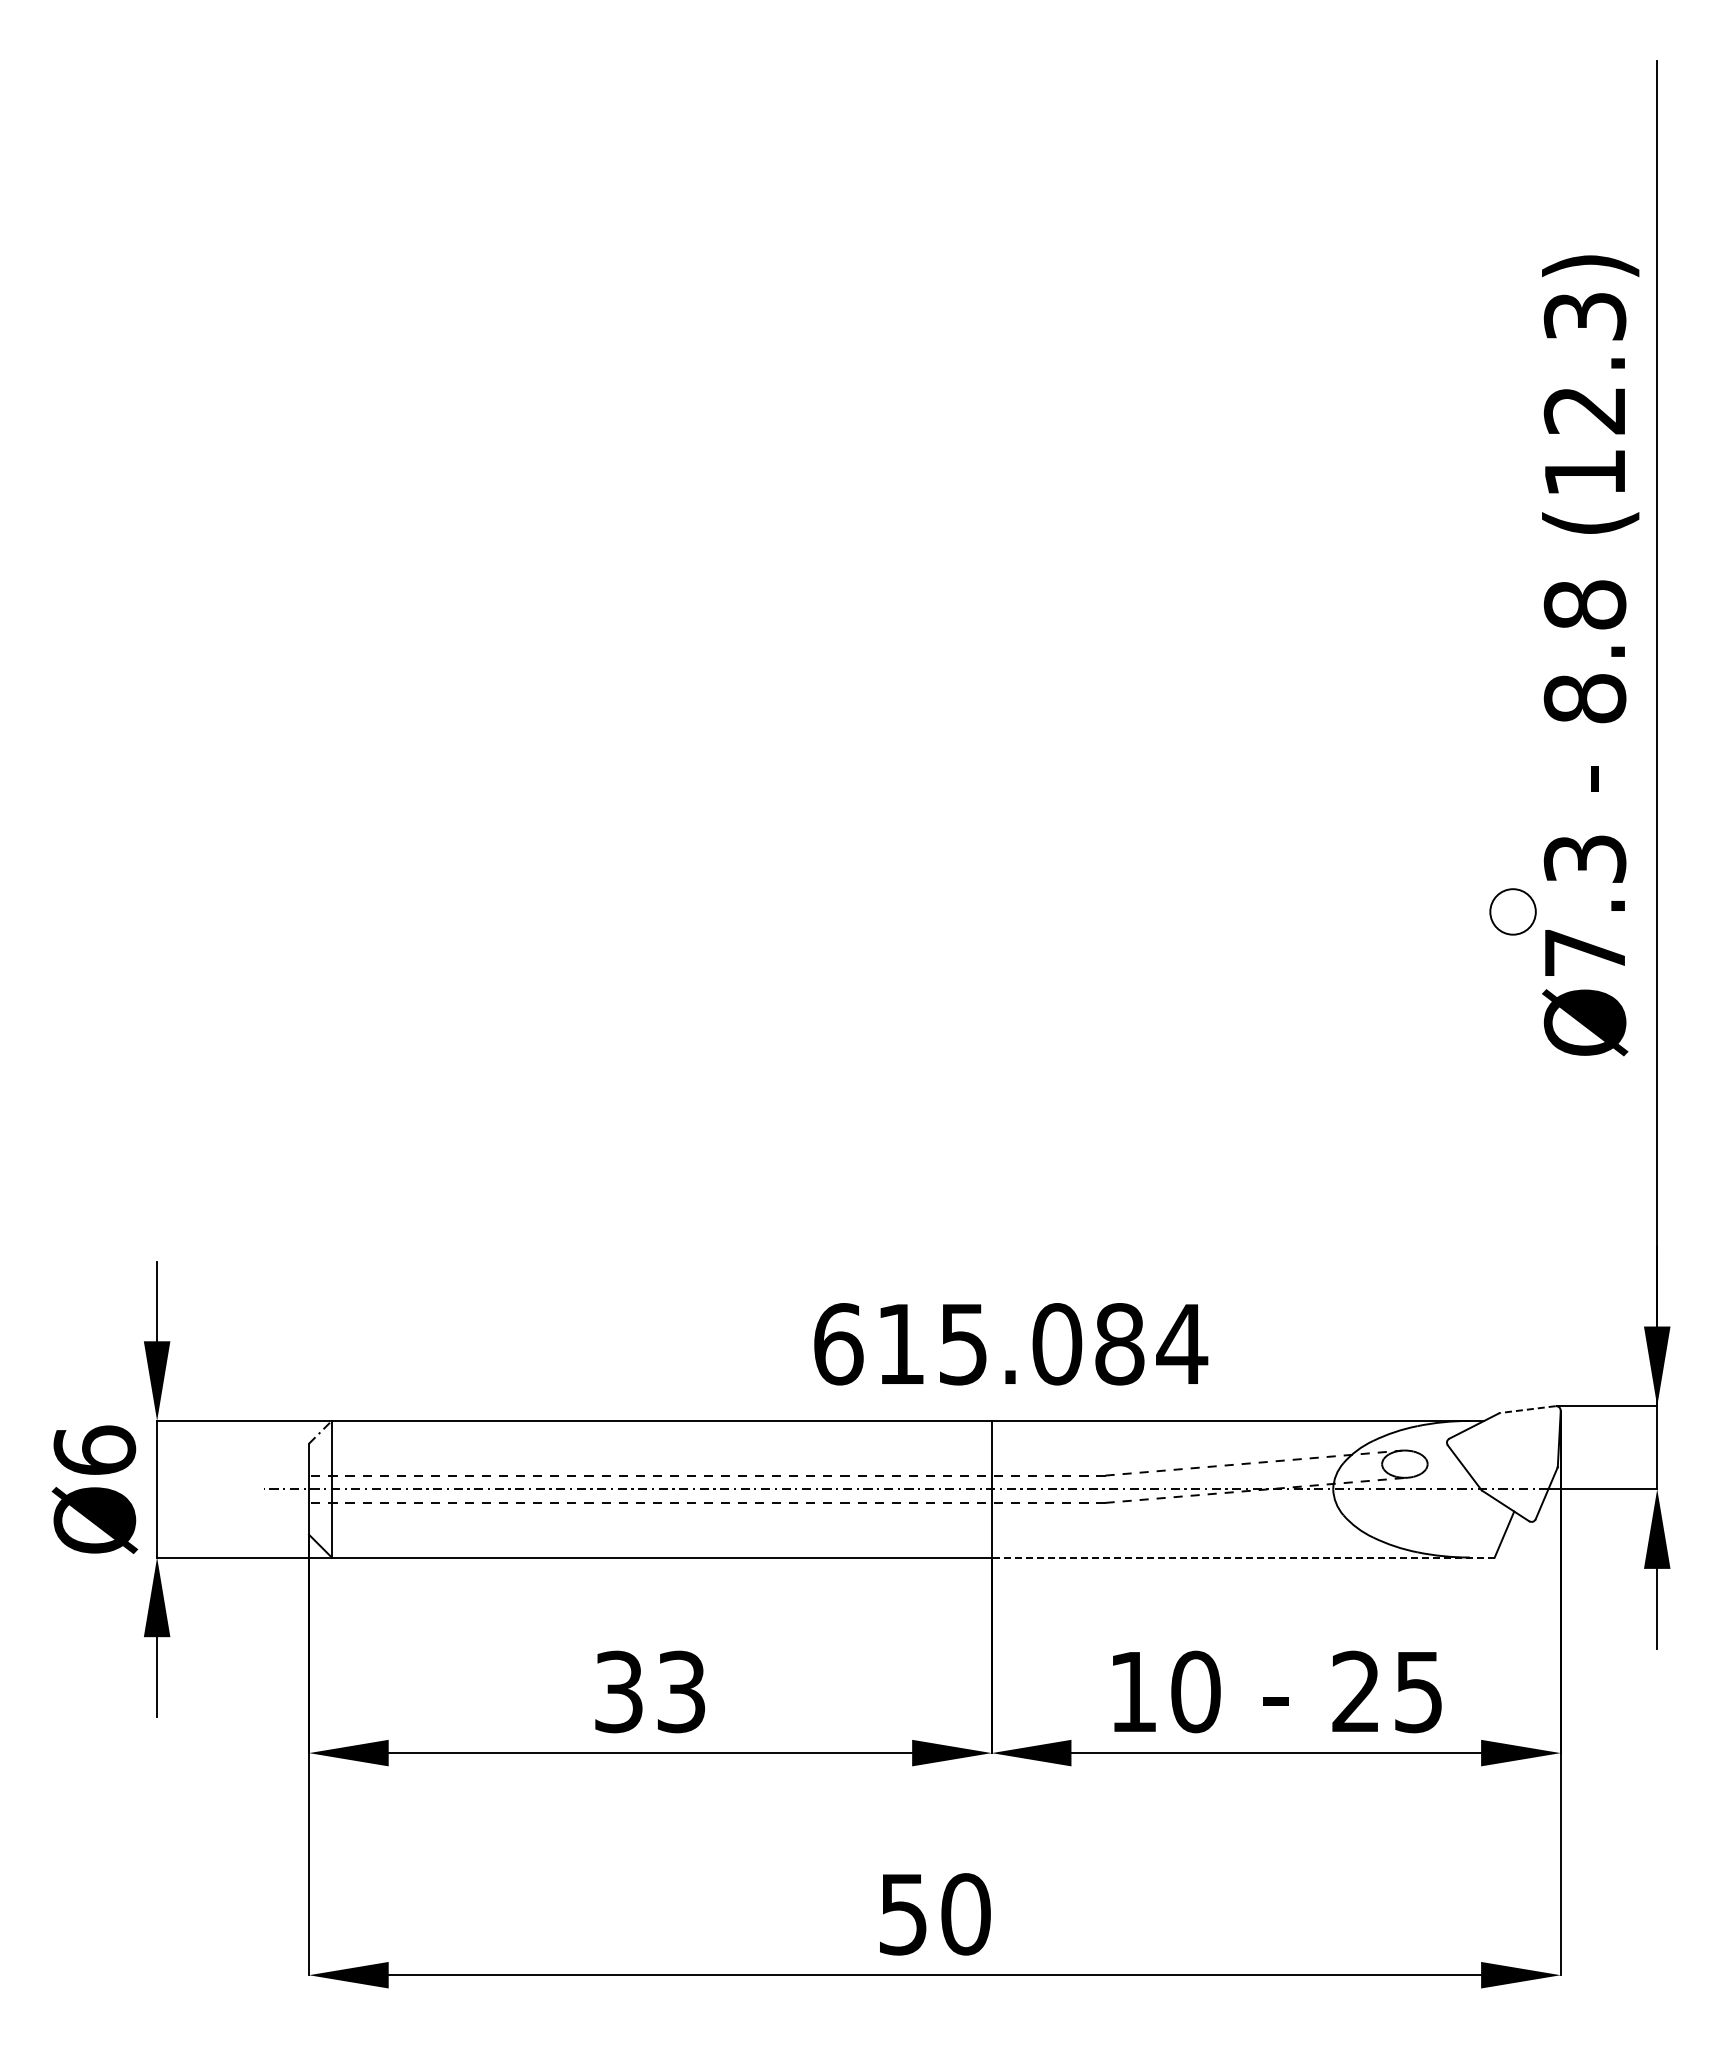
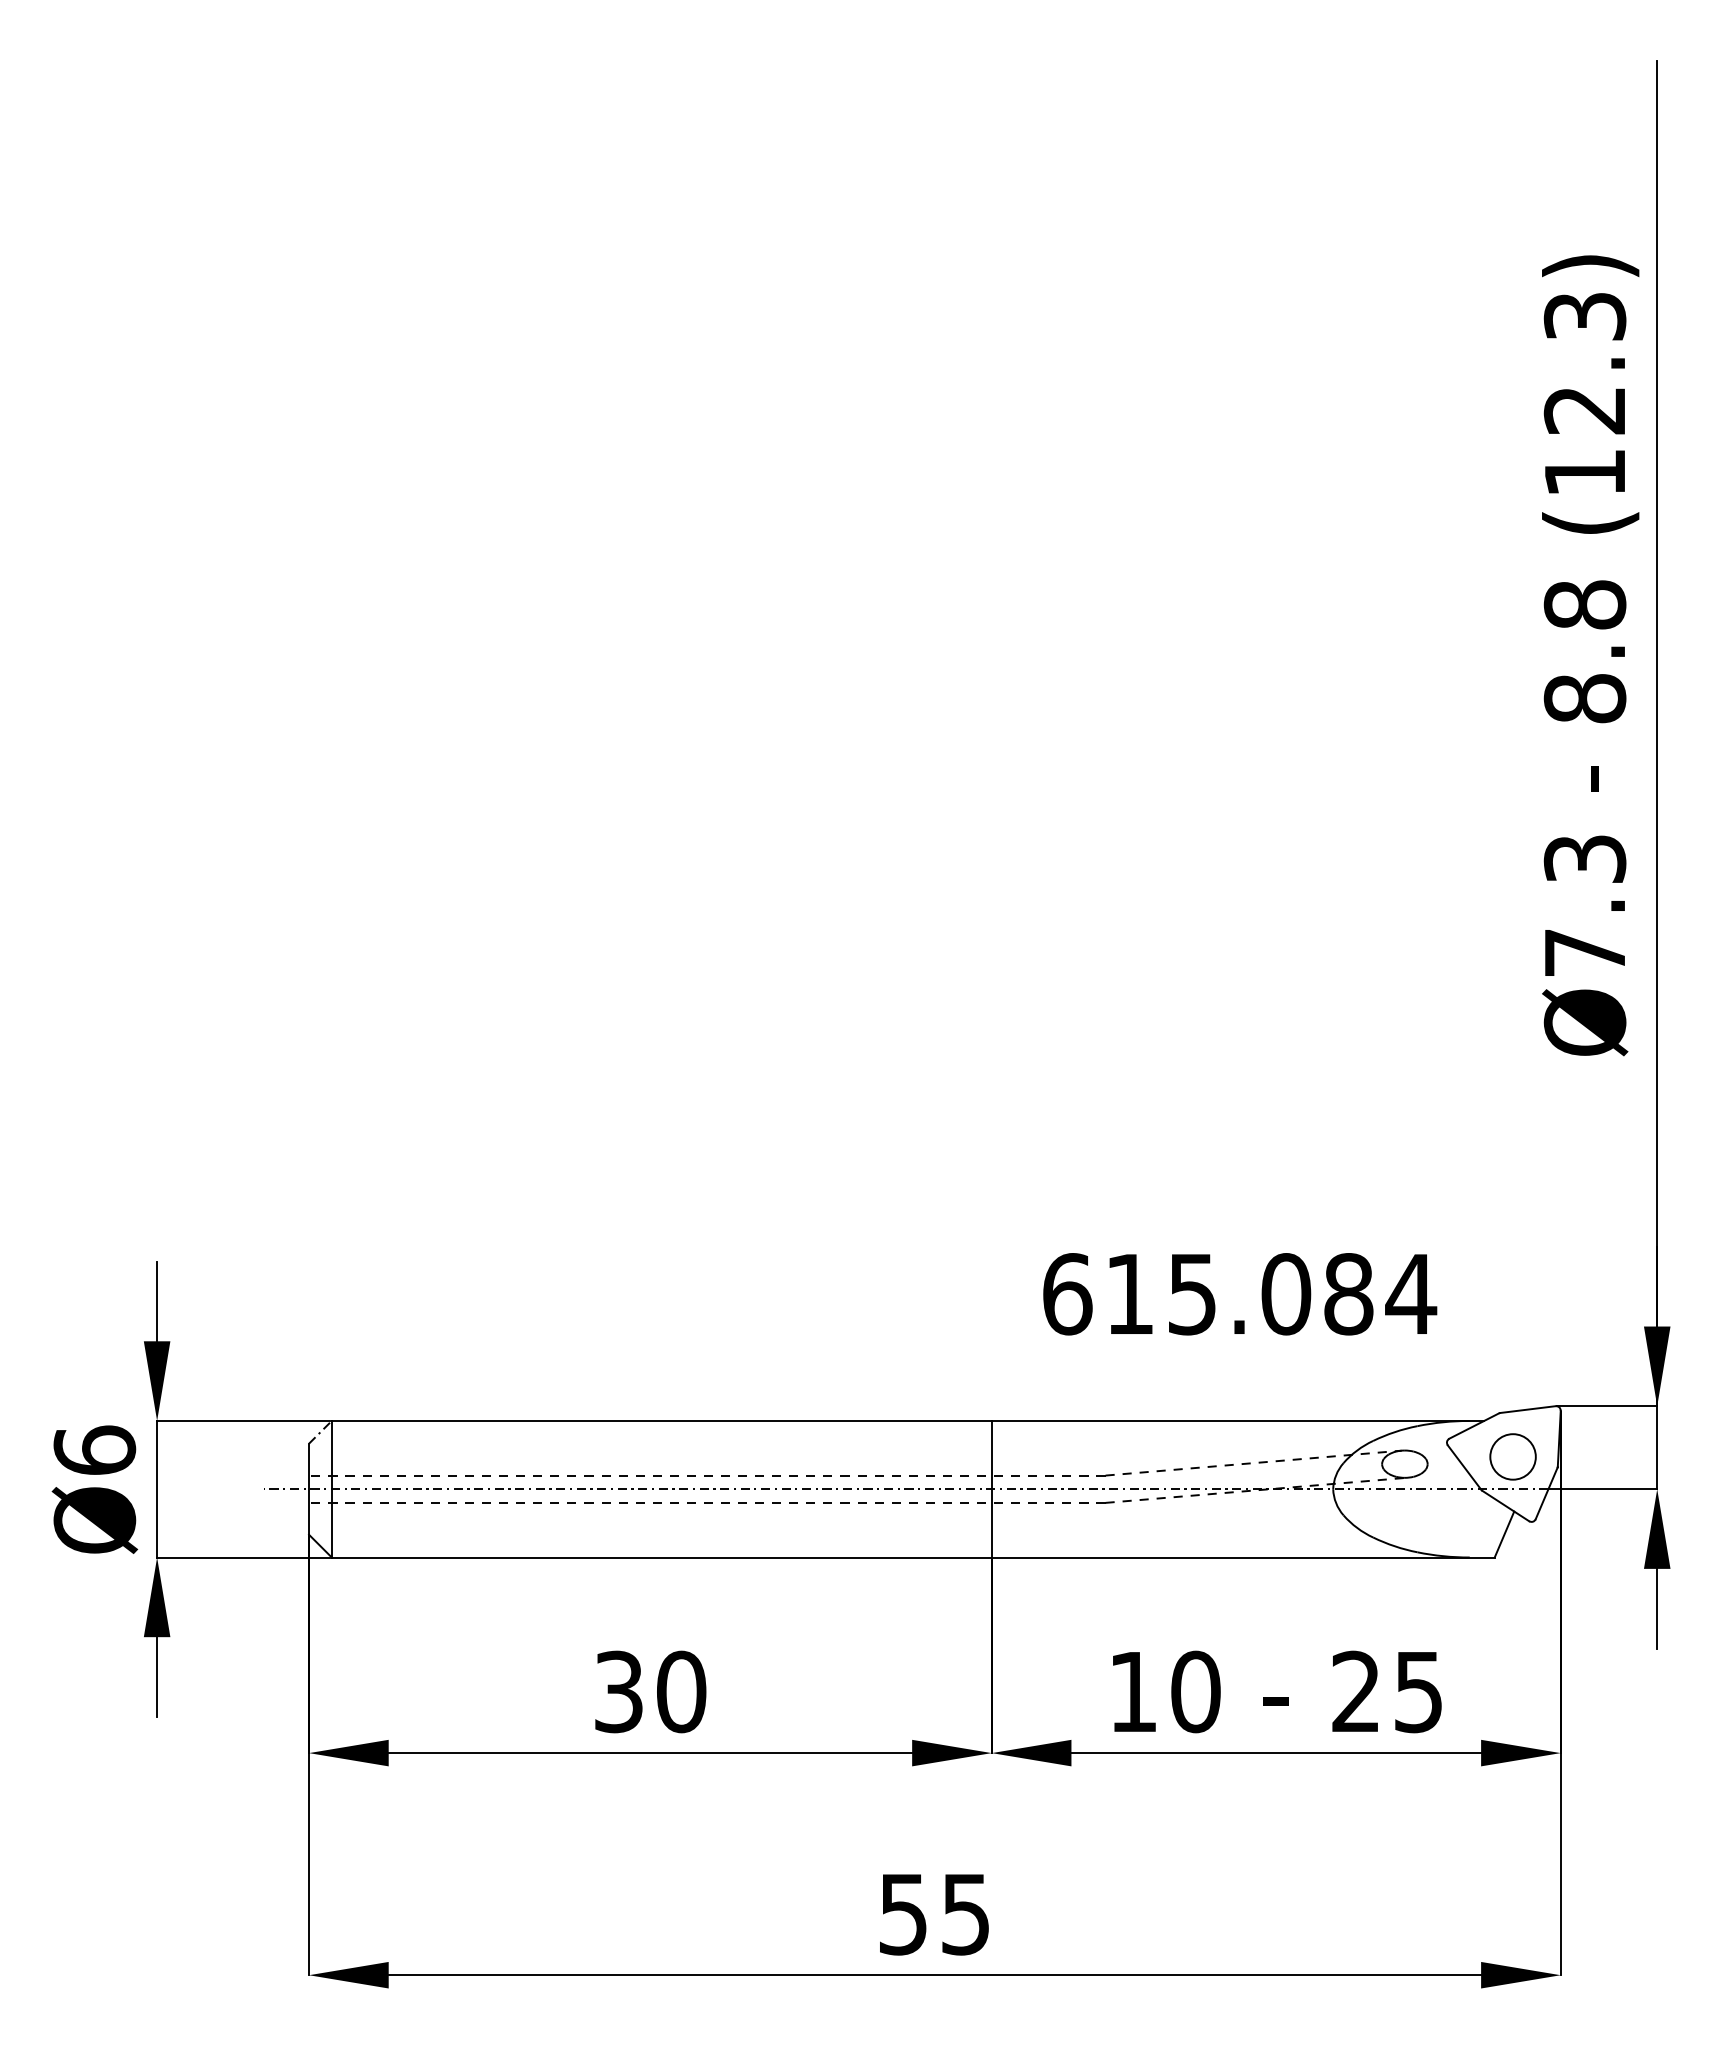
circle position: (1512, 911) -> (1512, 1456) (1512, 1456)
text position: (1011, 1344) -> (1240, 1294) (1240, 1294)
line: dashed -> solid (1528, 1409)
line: dashed -> solid (1242, 1557)
text: 33 -> 30 (681, 1691)
text: 50 -> 55 (965, 1914)
